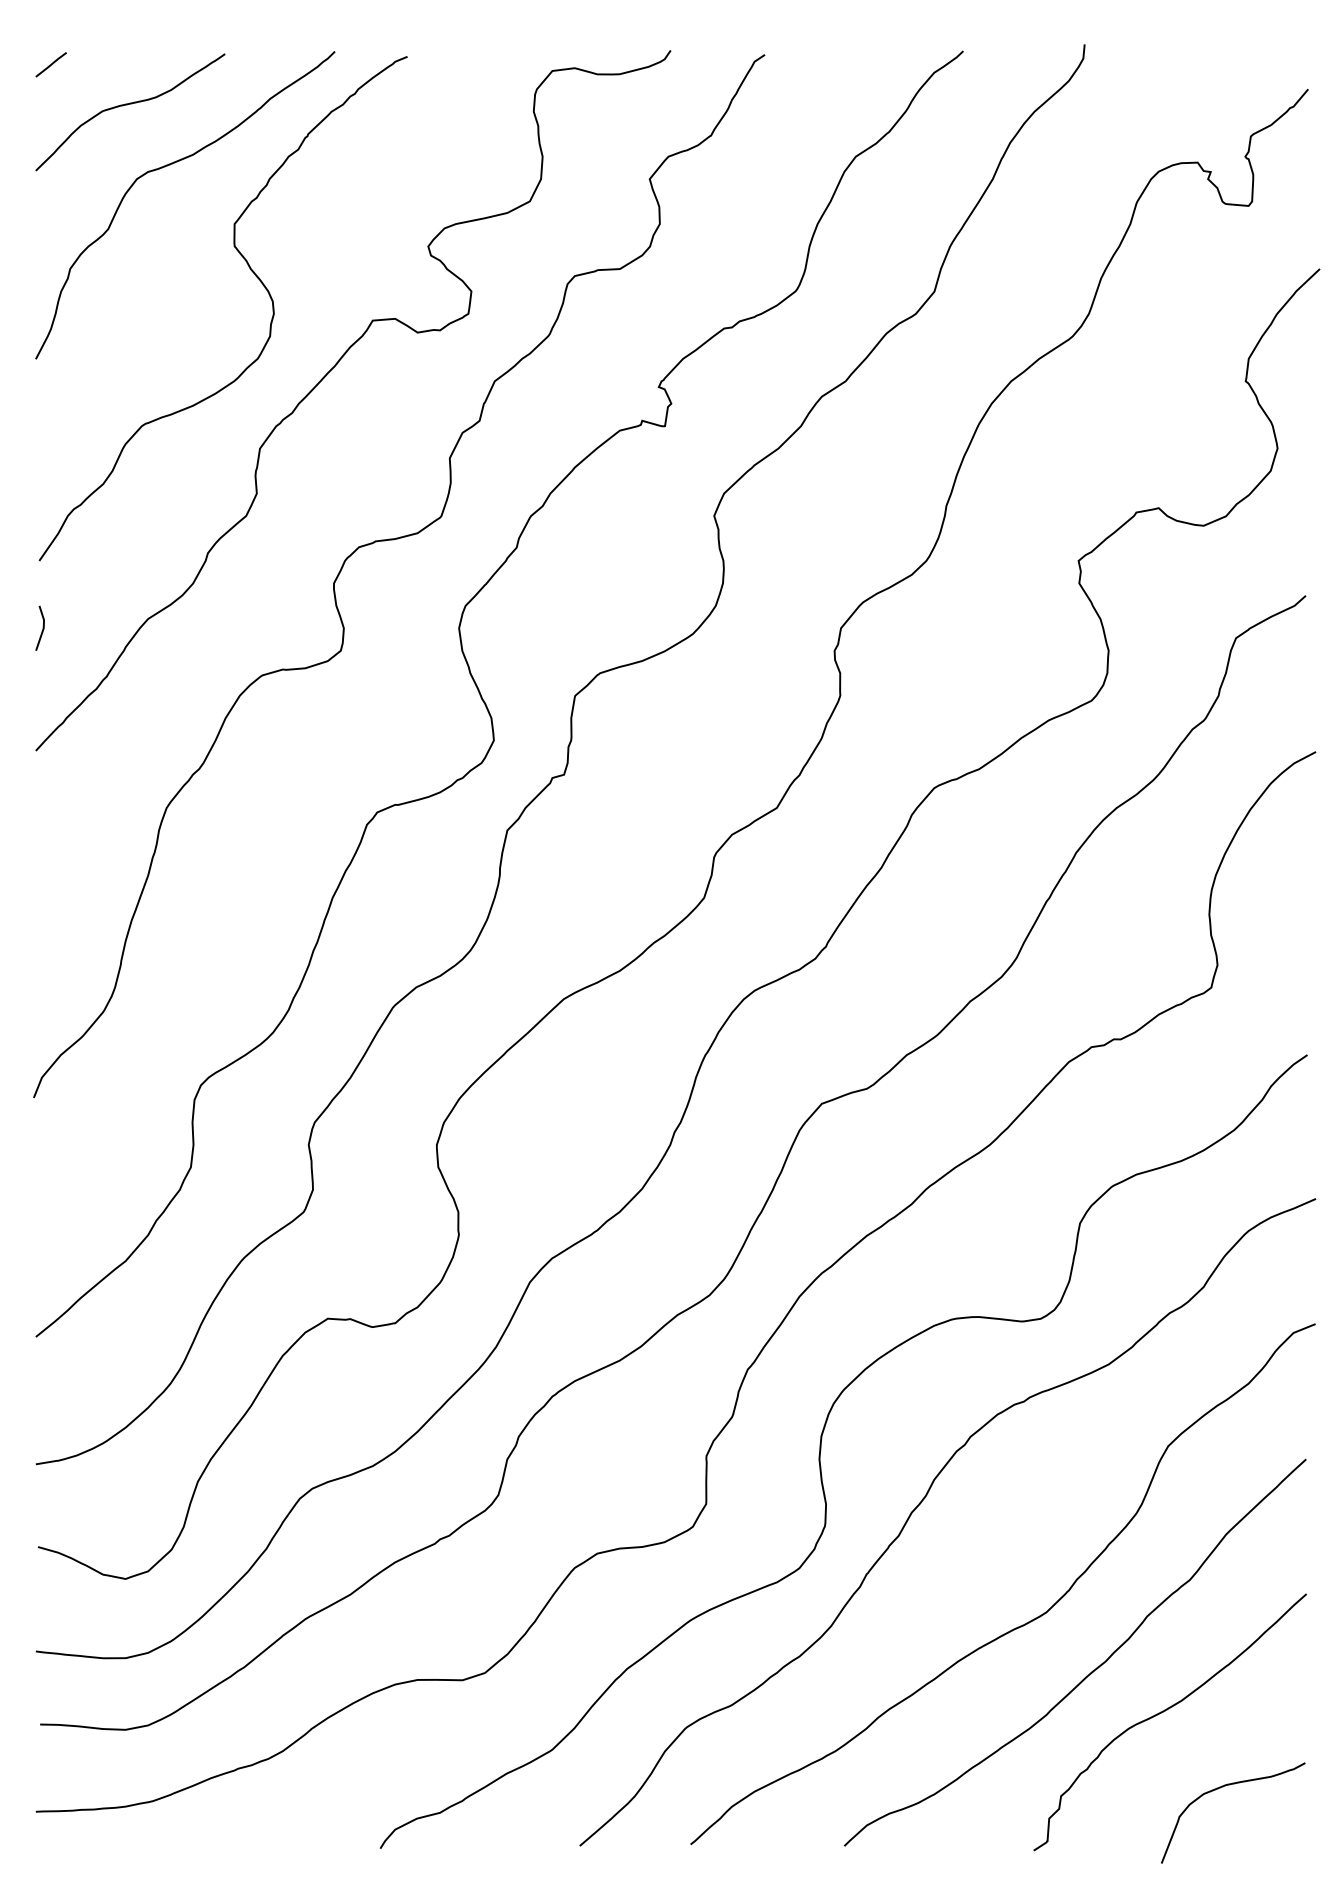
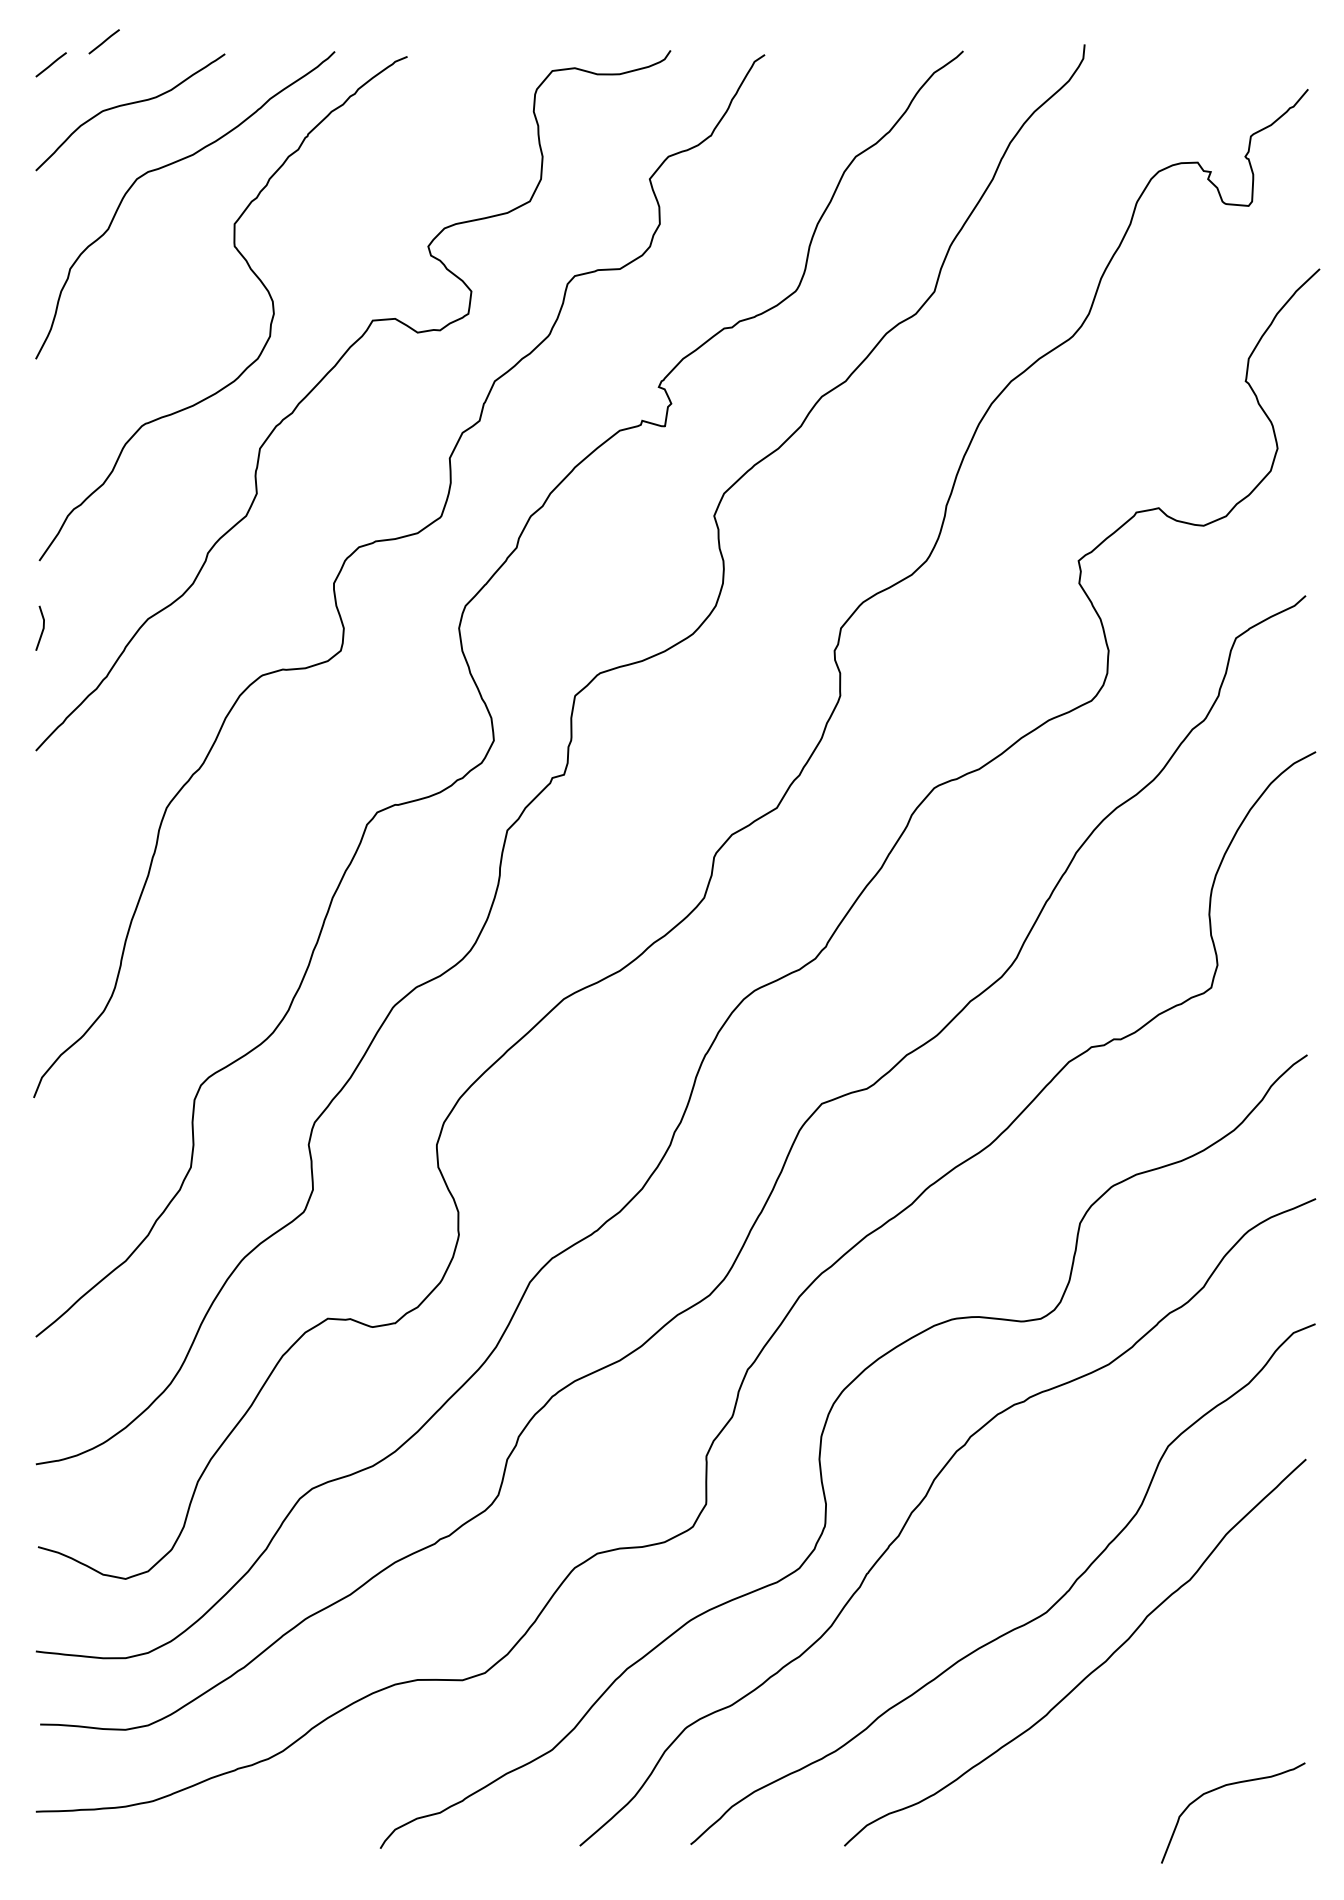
line: none -> present (103, 41)
curve: present -> none (1163, 1712)
